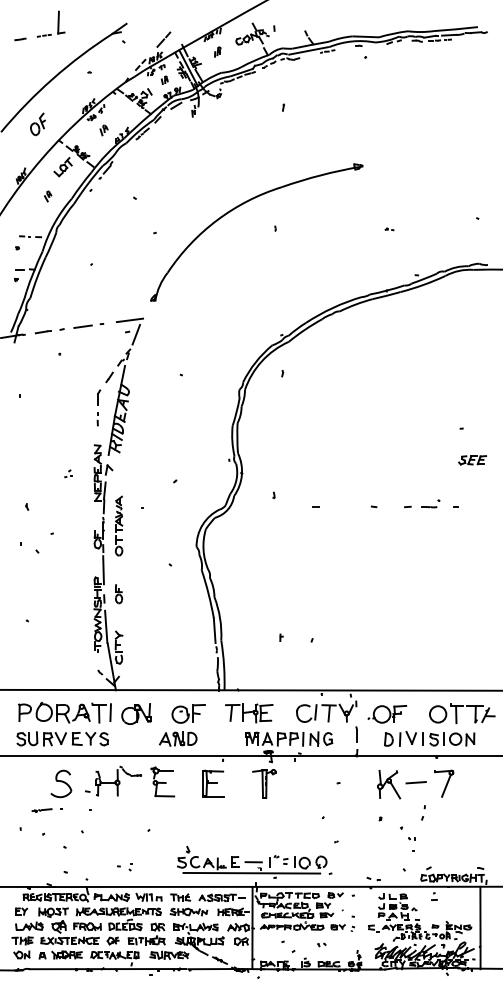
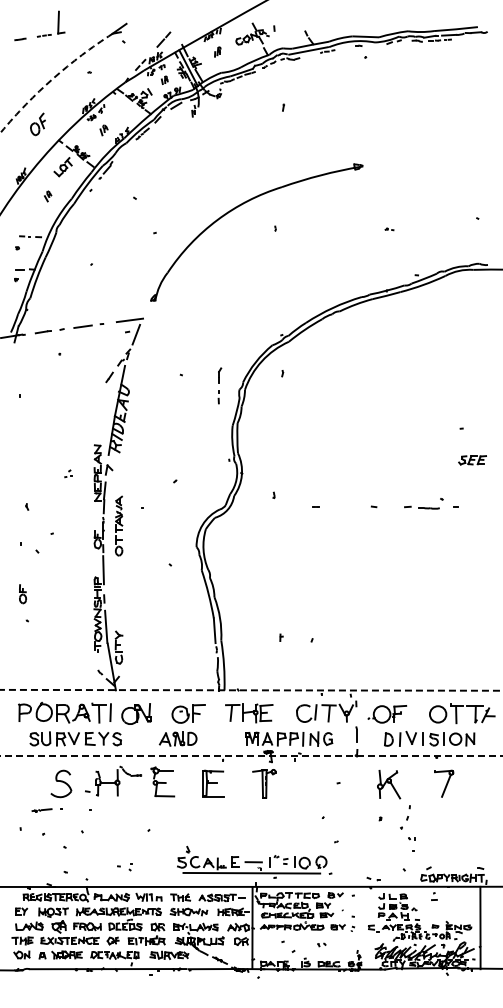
arc: solid -> dashed (53, 78)
part position: (98, 407) -> (219, 385) (219, 385)
part size: 20x10 px -> 26x12 px (430, 503)
part position: (119, 594) -> (23, 594) (23, 594)
line: solid -> dashed (251, 690)
part position: (62, 738) -> (75, 738) (75, 738)
line: solid -> dashed (251, 756)
line: present -> none (415, 782)
part position: (423, 812) -> (408, 812) (408, 812)
